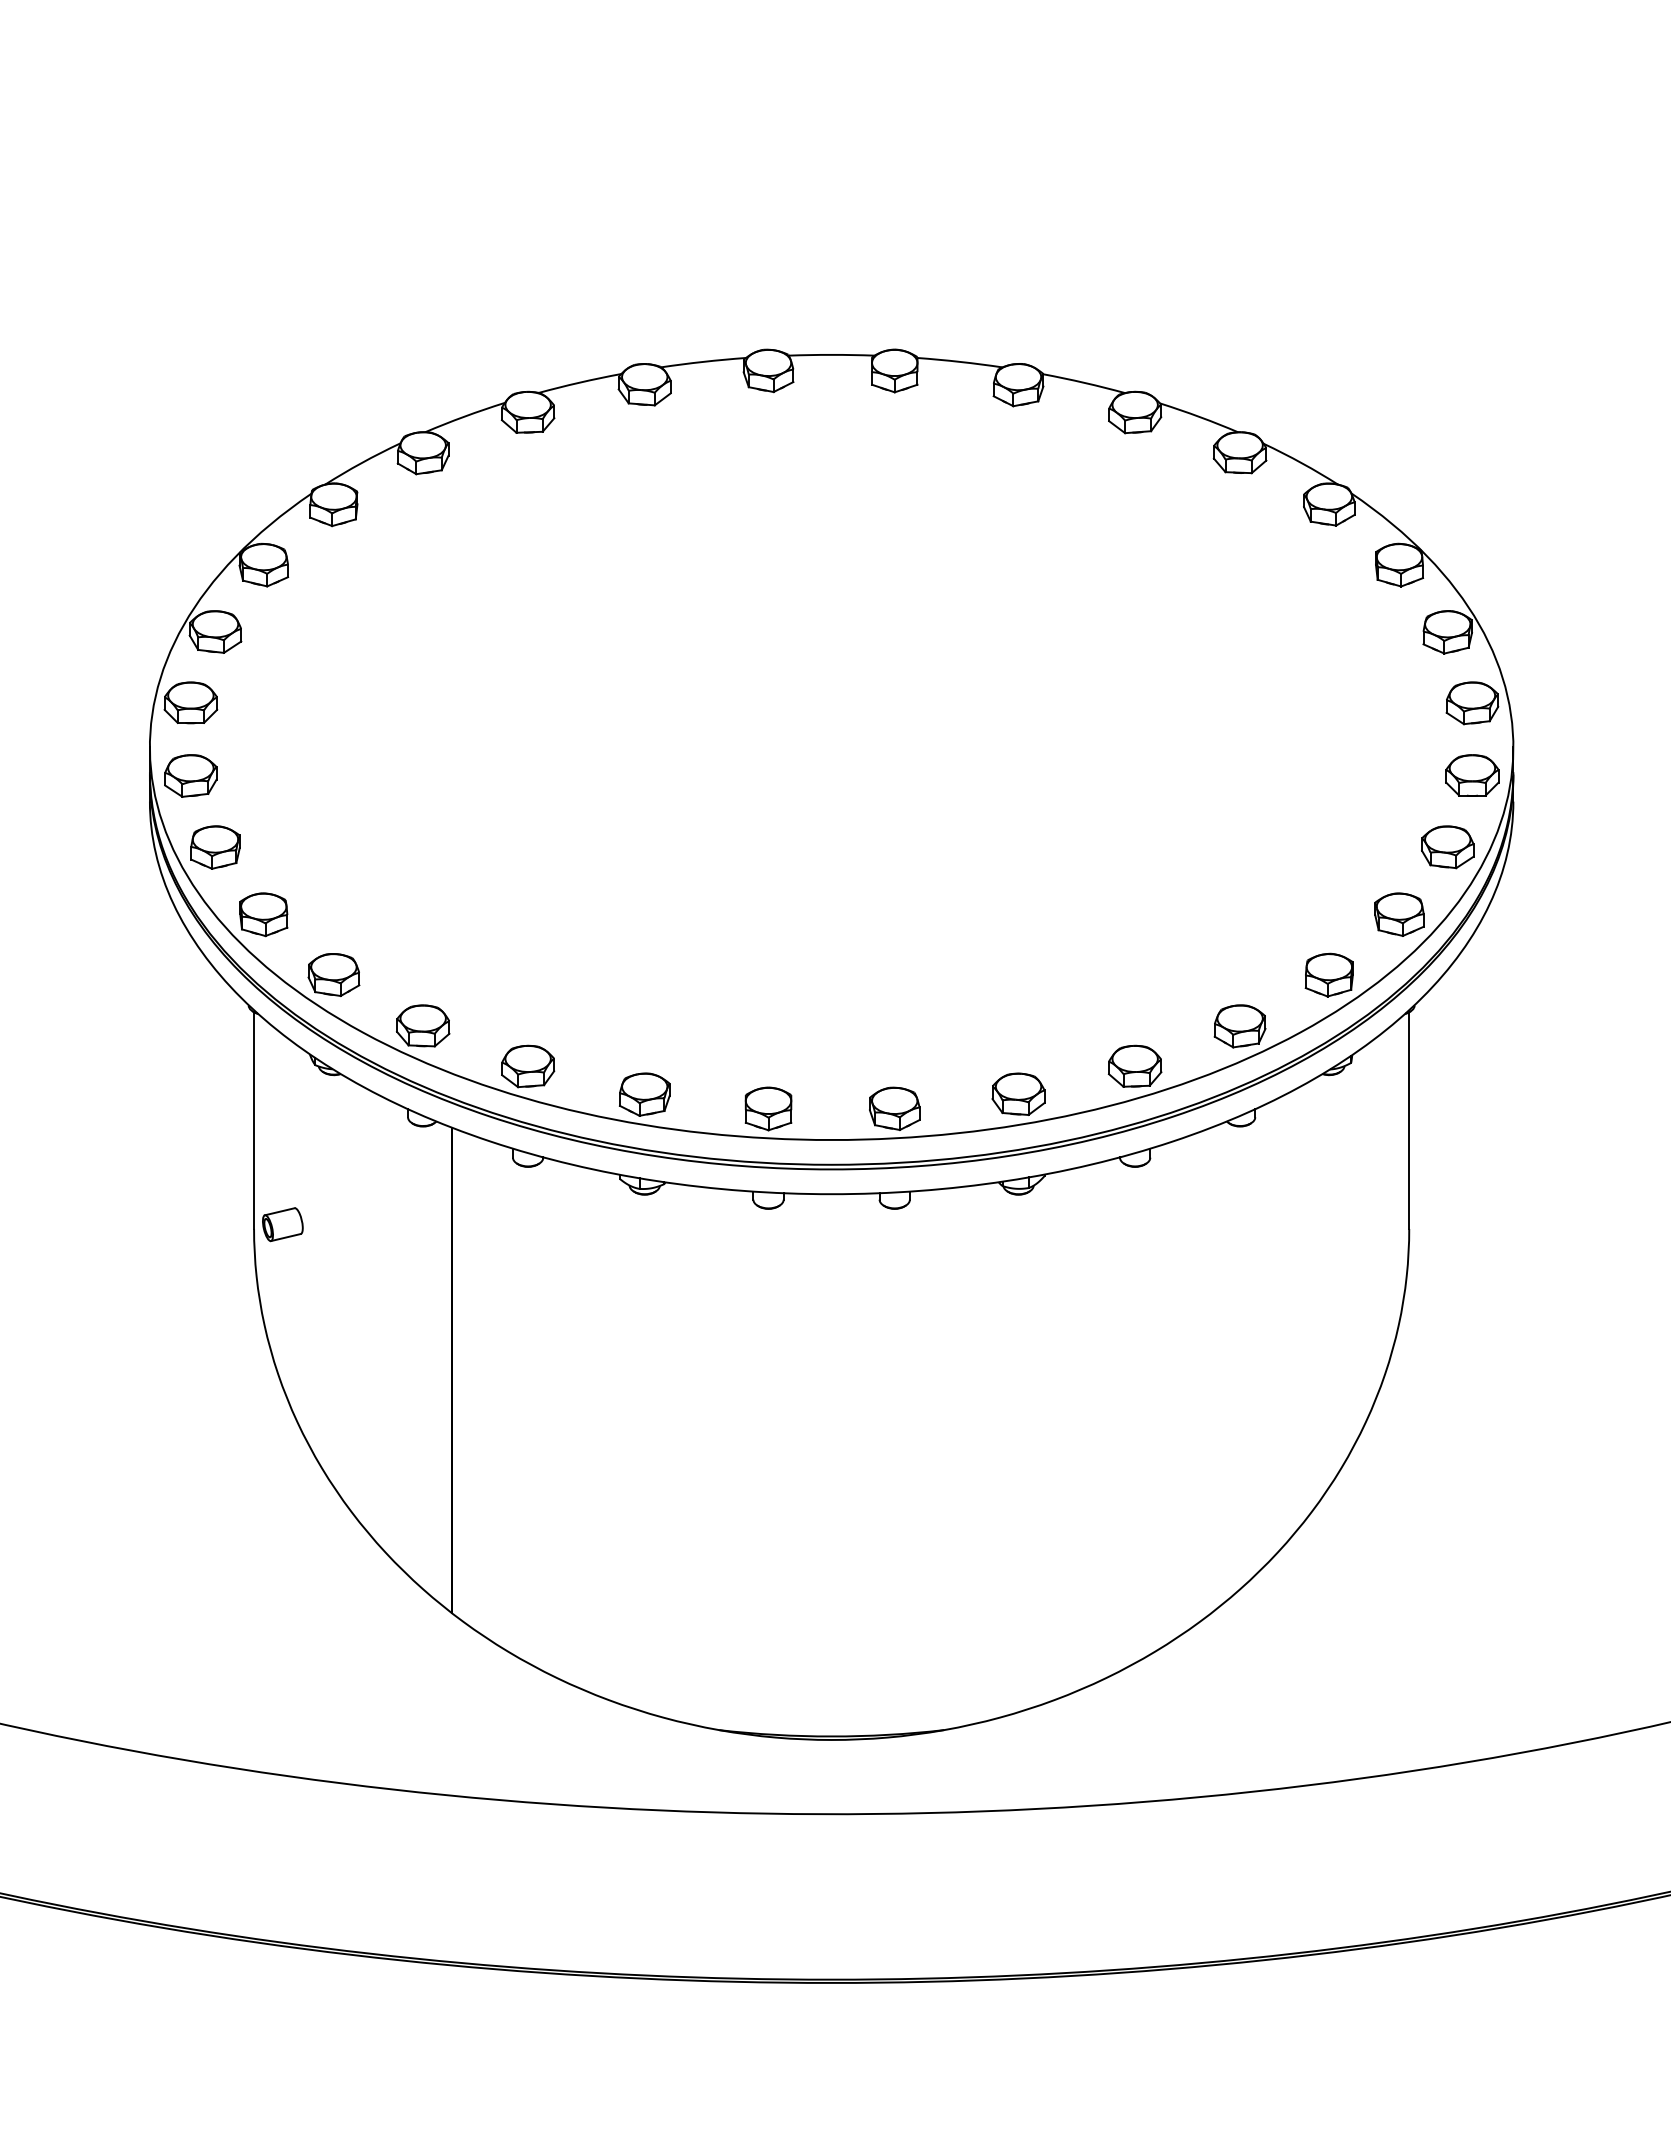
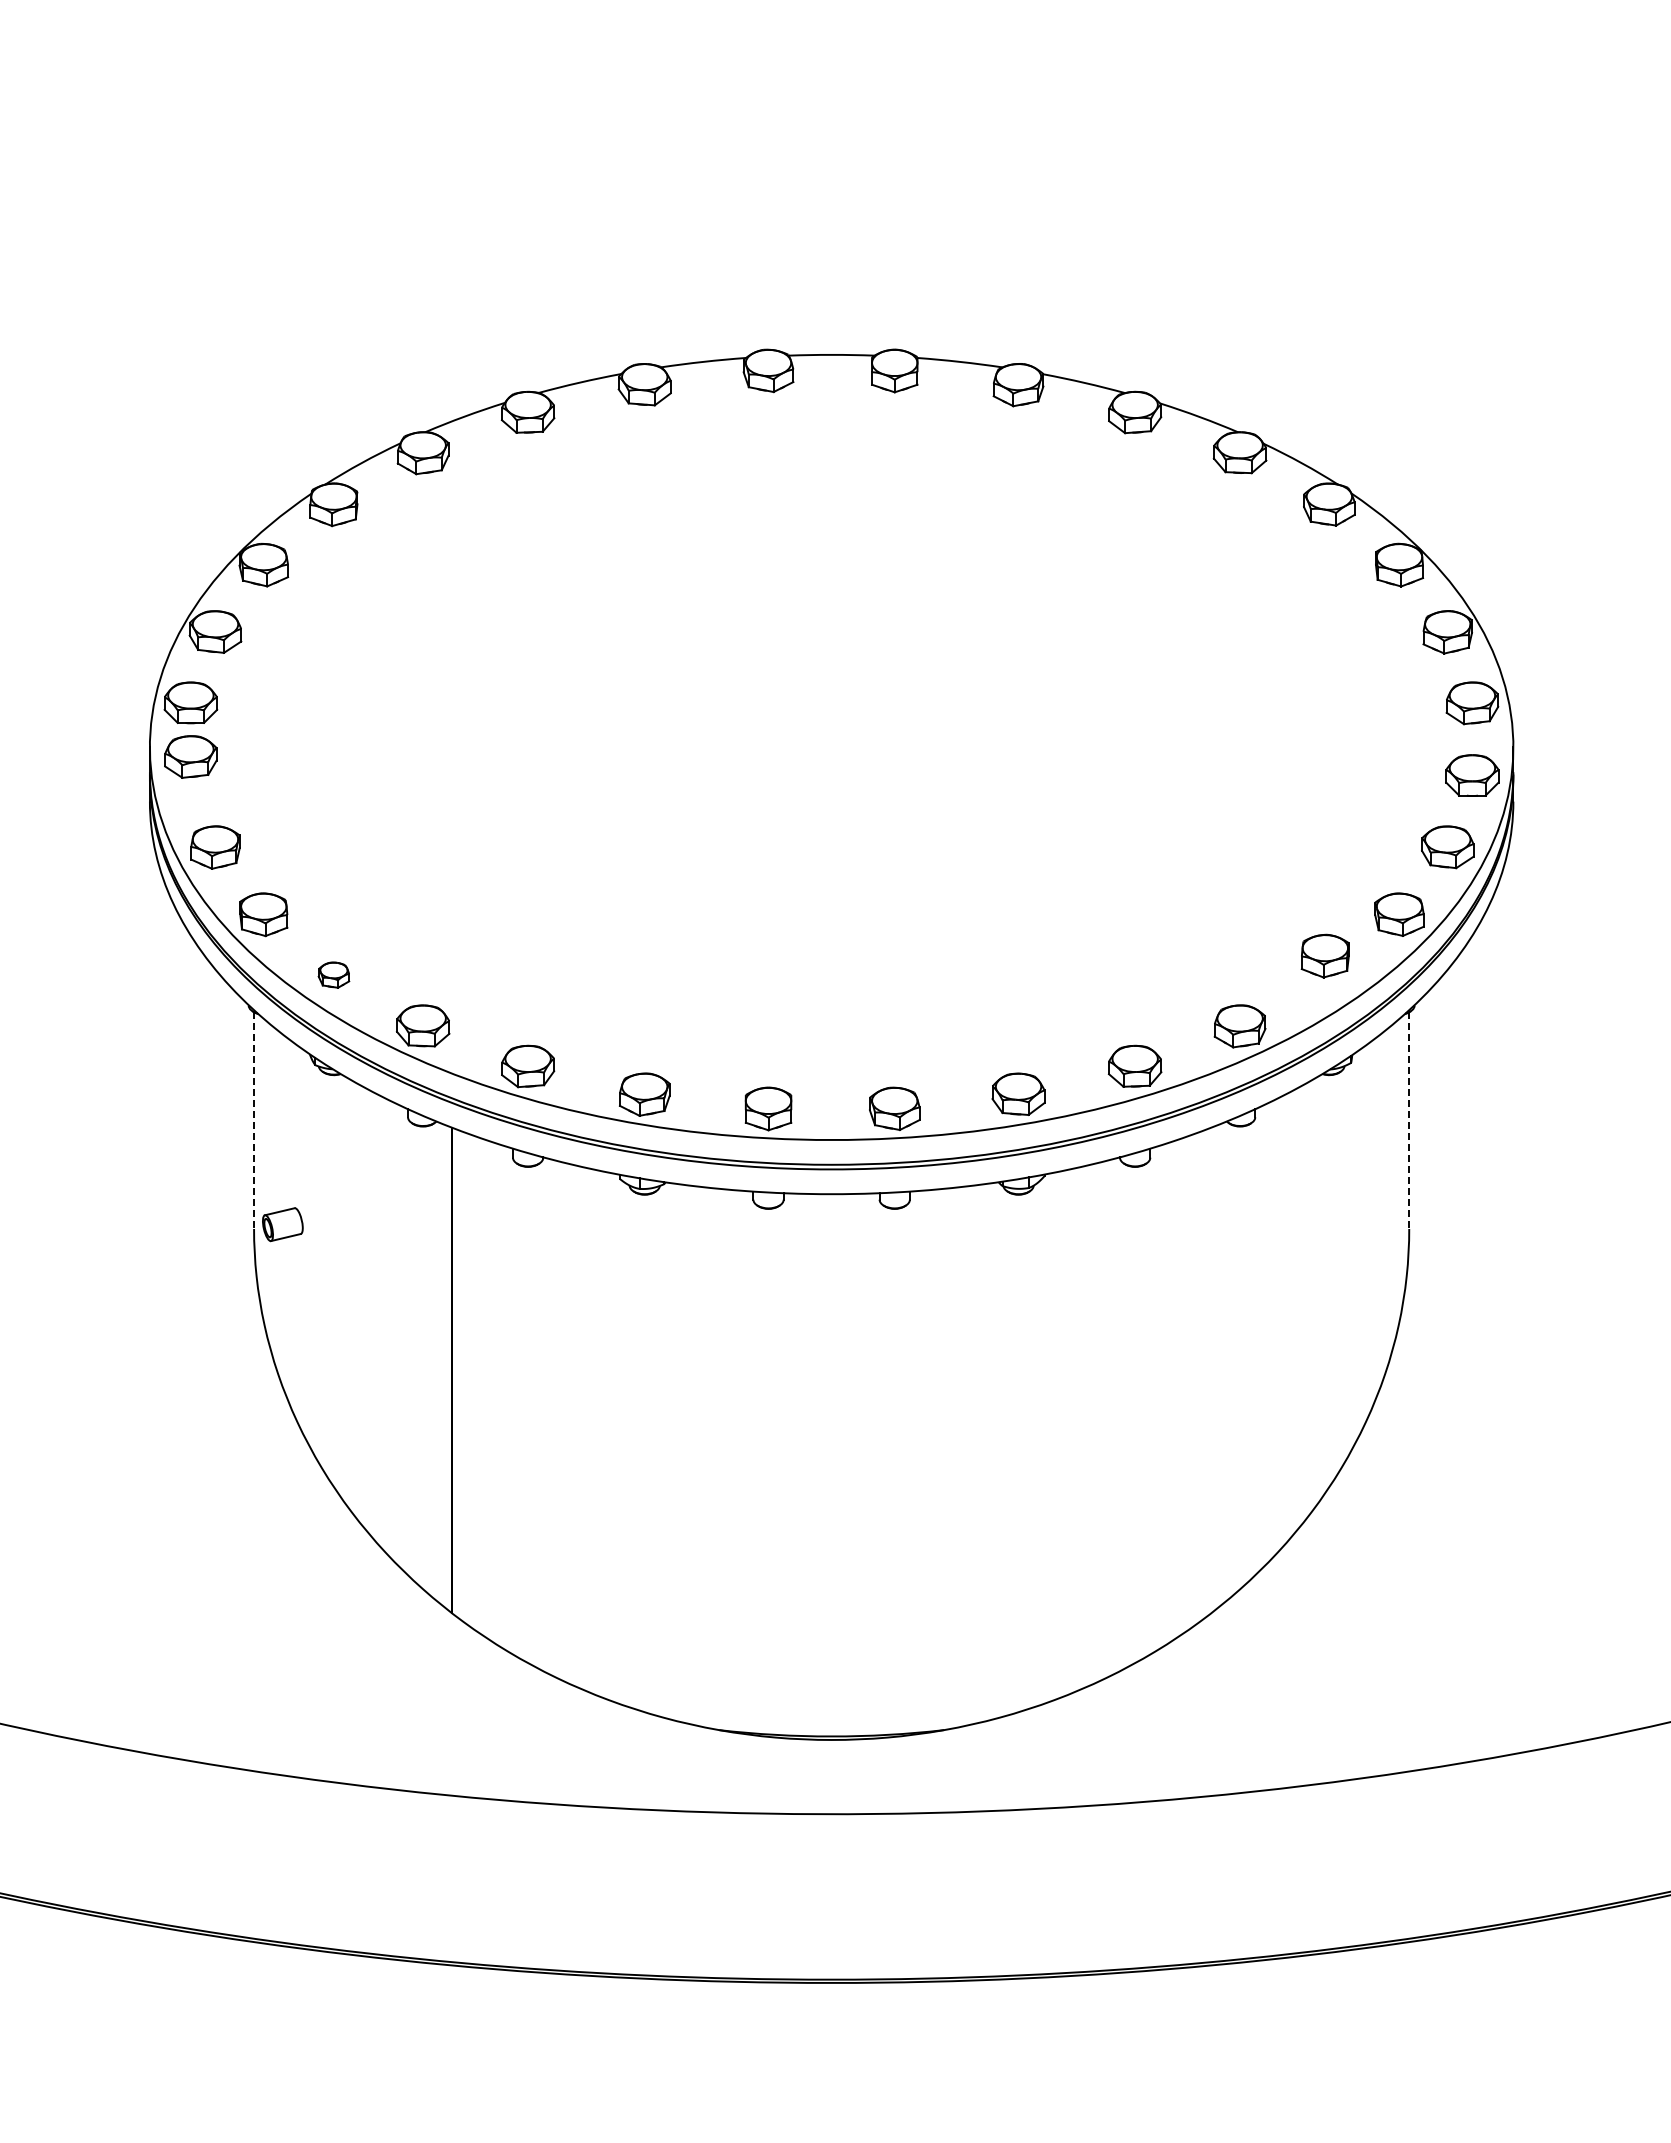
part position: (190, 775) -> (190, 756) (190, 756)
part position: (1328, 974) -> (1324, 955) (1324, 955)
part size: 54x45 px -> 34x28 px (333, 974)
line: solid -> dashed (254, 1121)
line: solid -> dashed (1409, 1121)
